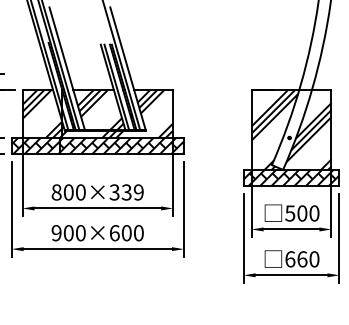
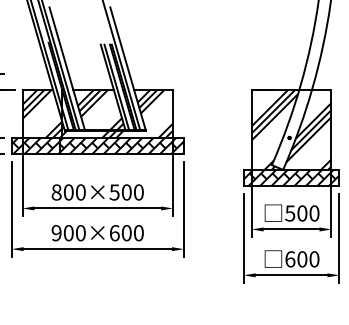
text: 800×339 -> 800×500 (126, 192)
text: 660 -> 600 (302, 259)
